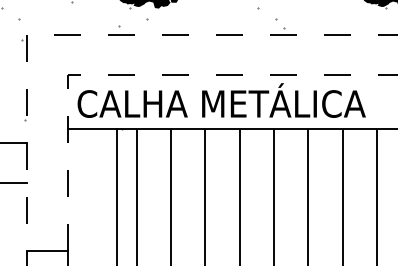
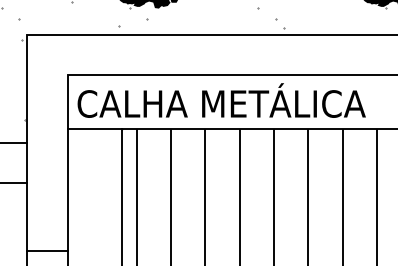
line: dashed -> solid (102, 34)
line: dashed -> solid (143, 75)
line position: (116, 195) -> (121, 195) (121, 195)
